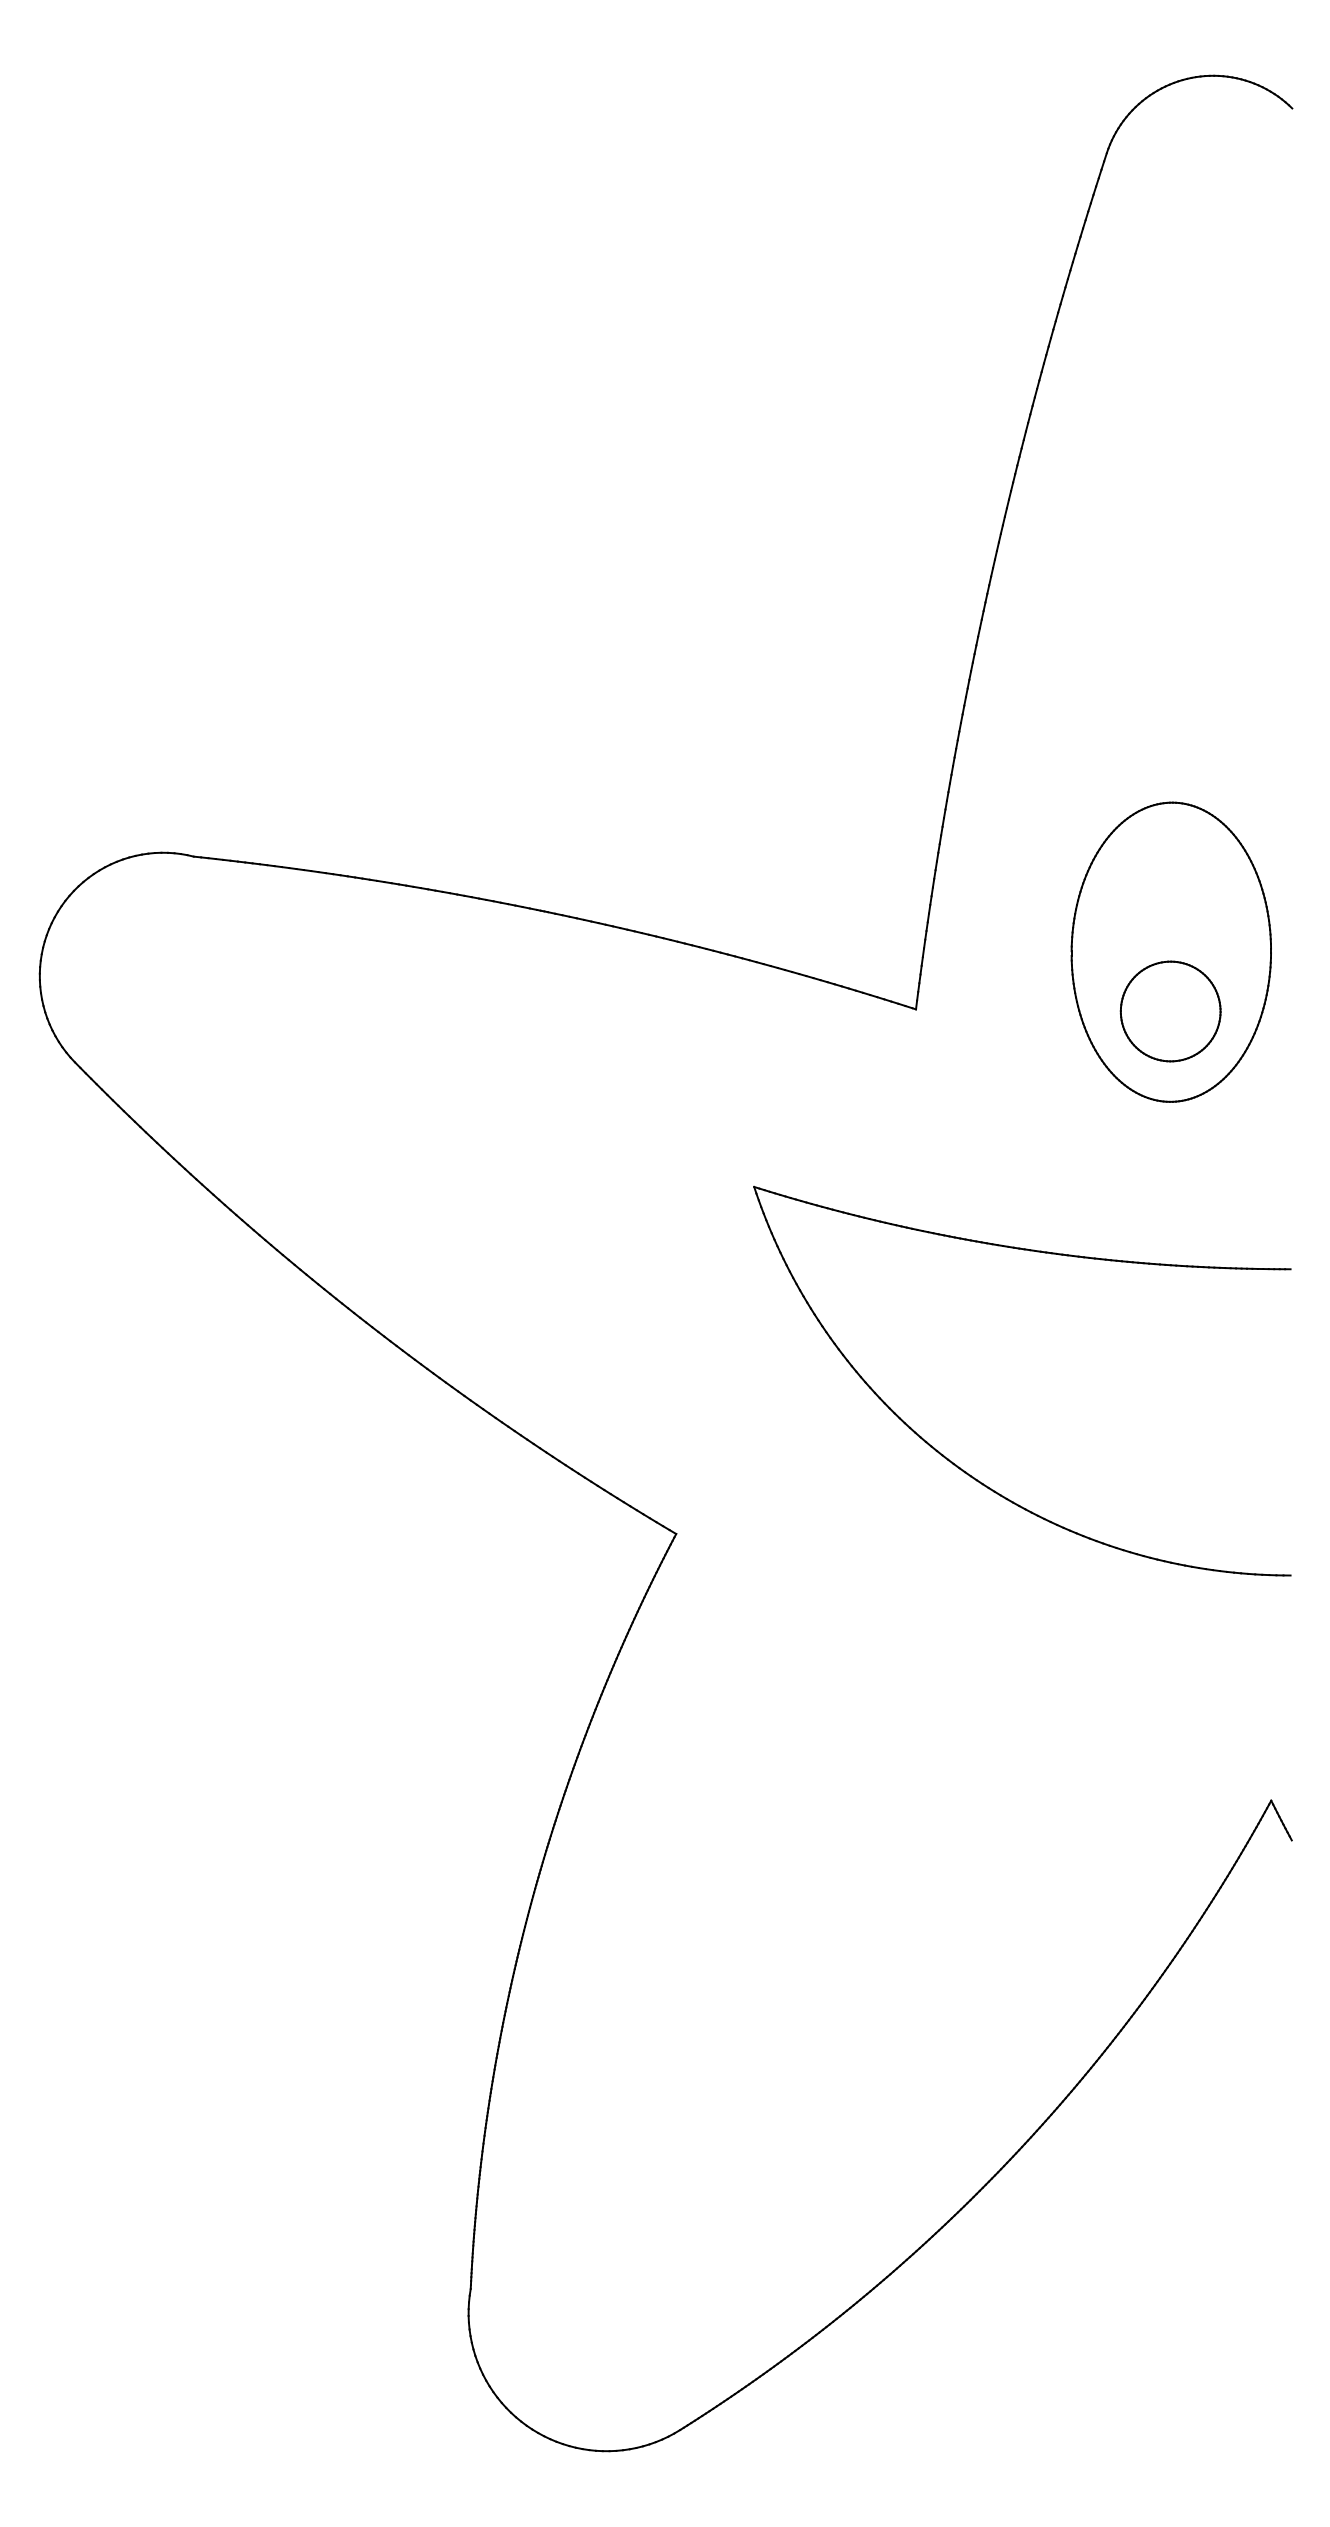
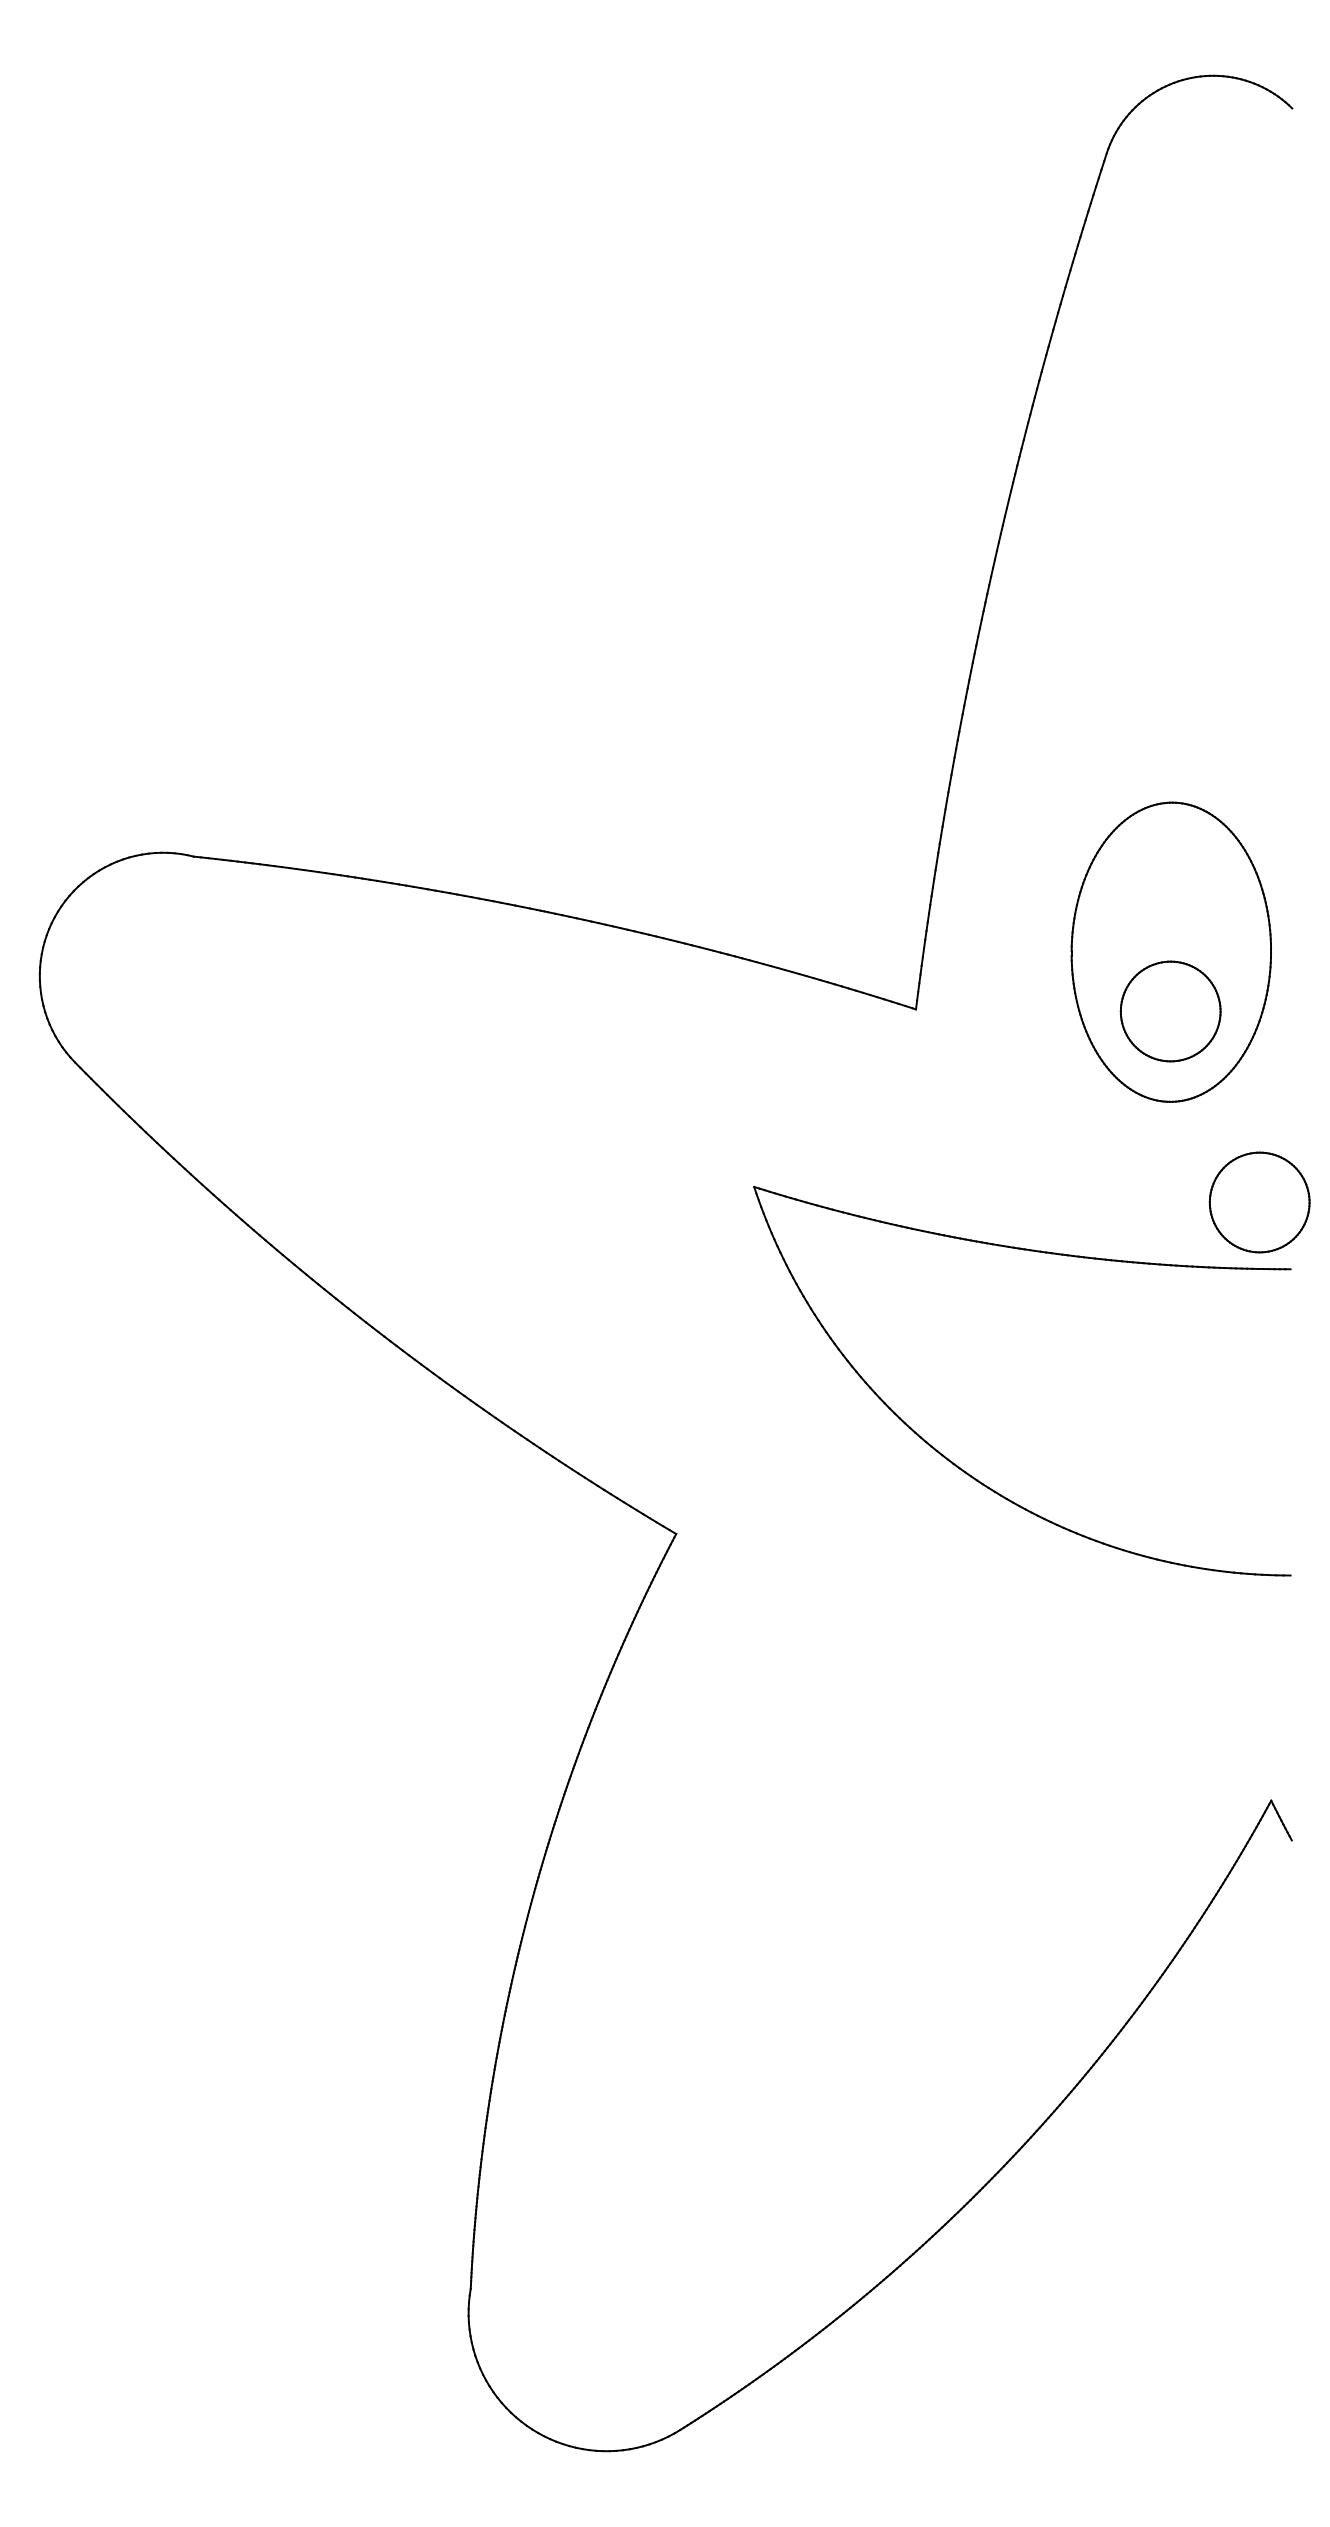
part: none -> present (1259, 1202)
